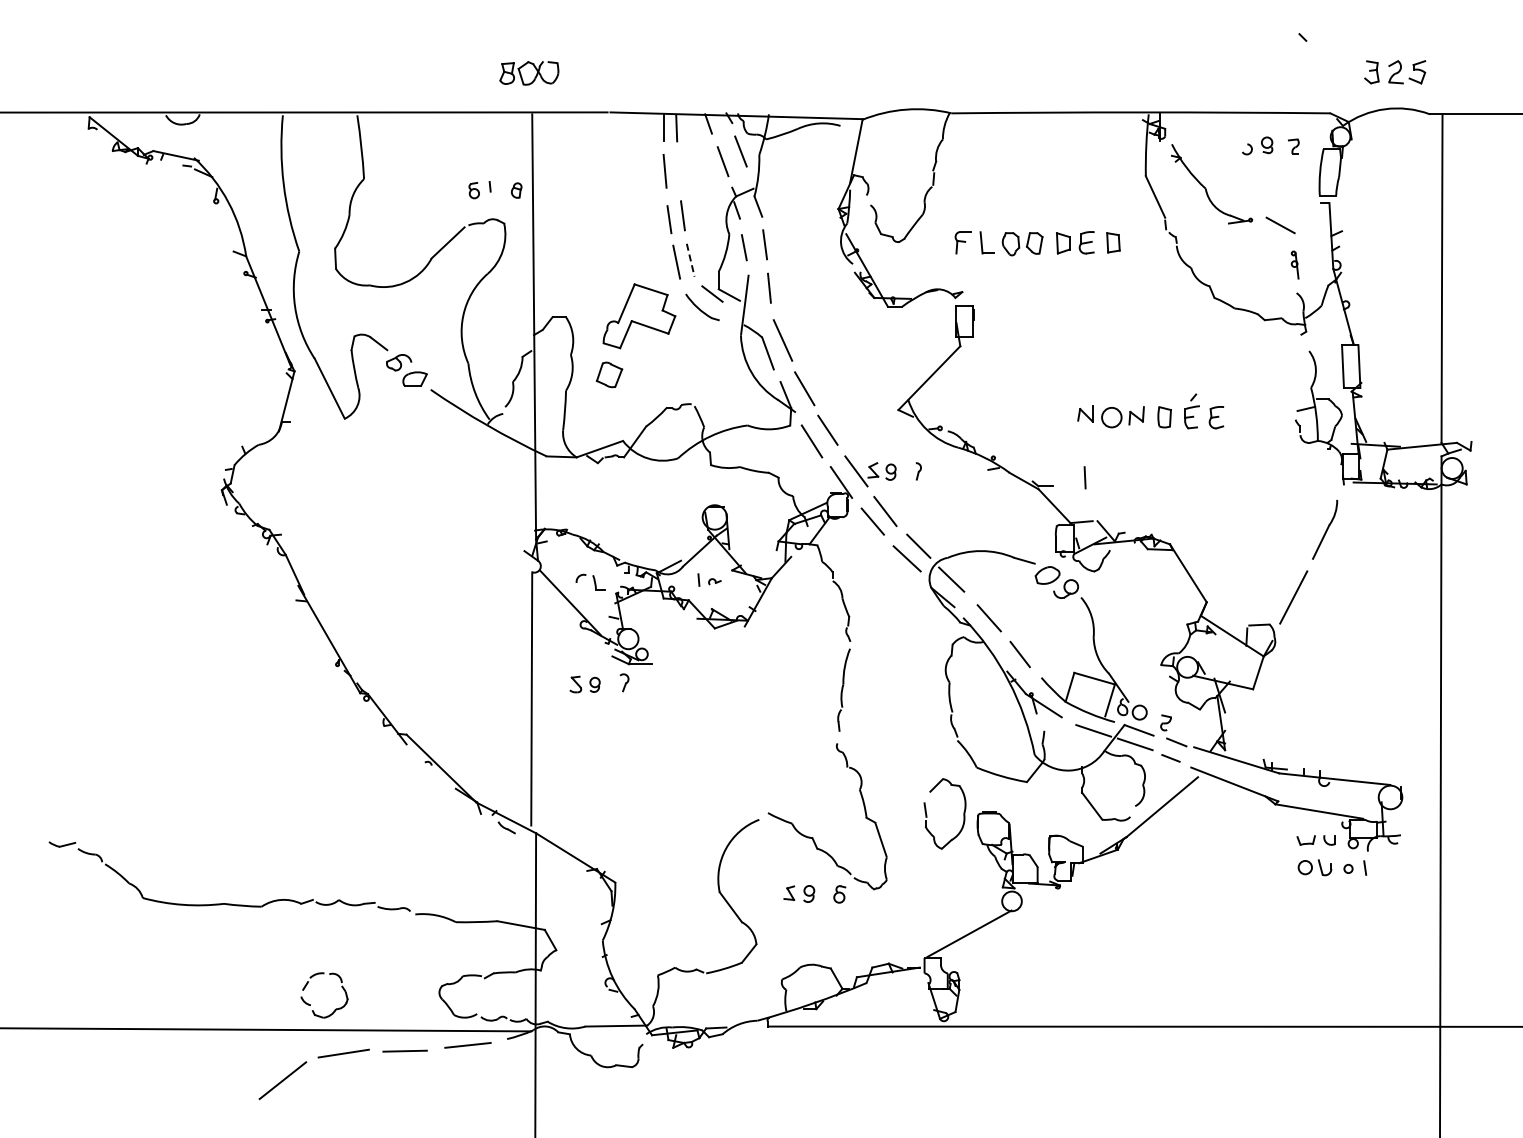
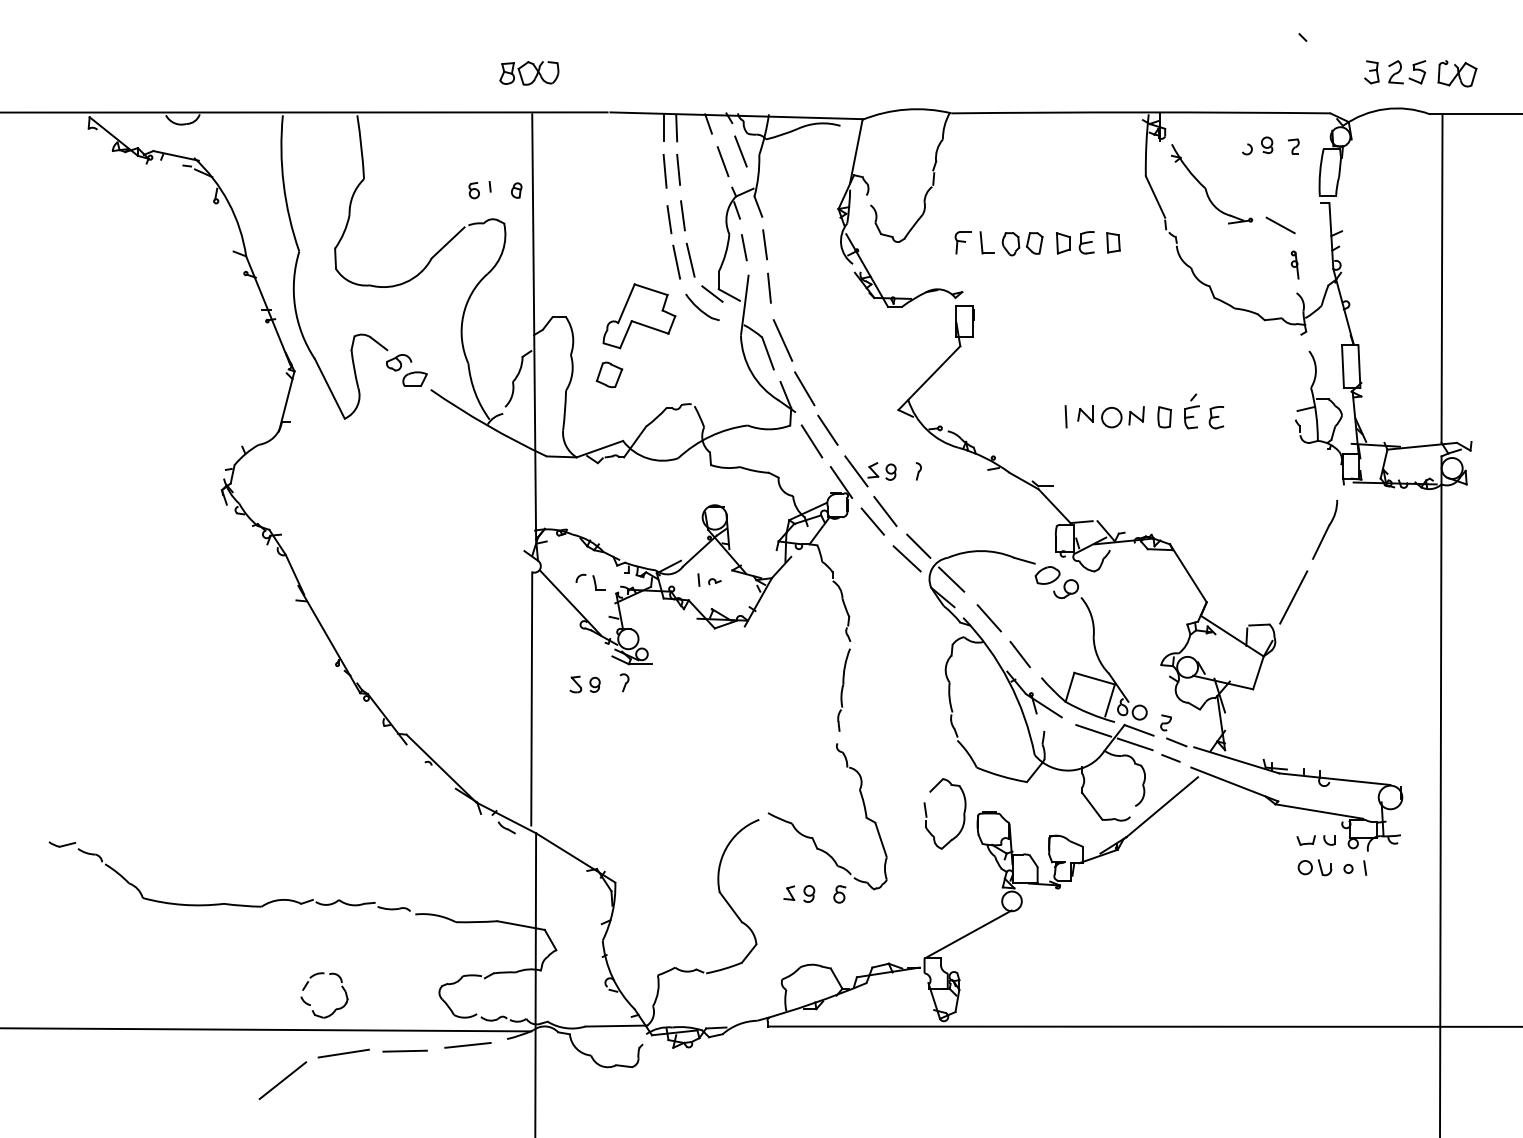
part: none -> present (1457, 73)
line: none -> present (678, 169)
line: dashed -> solid (690, 260)
line position: (1084, 477) -> (1065, 416) (1065, 416)
